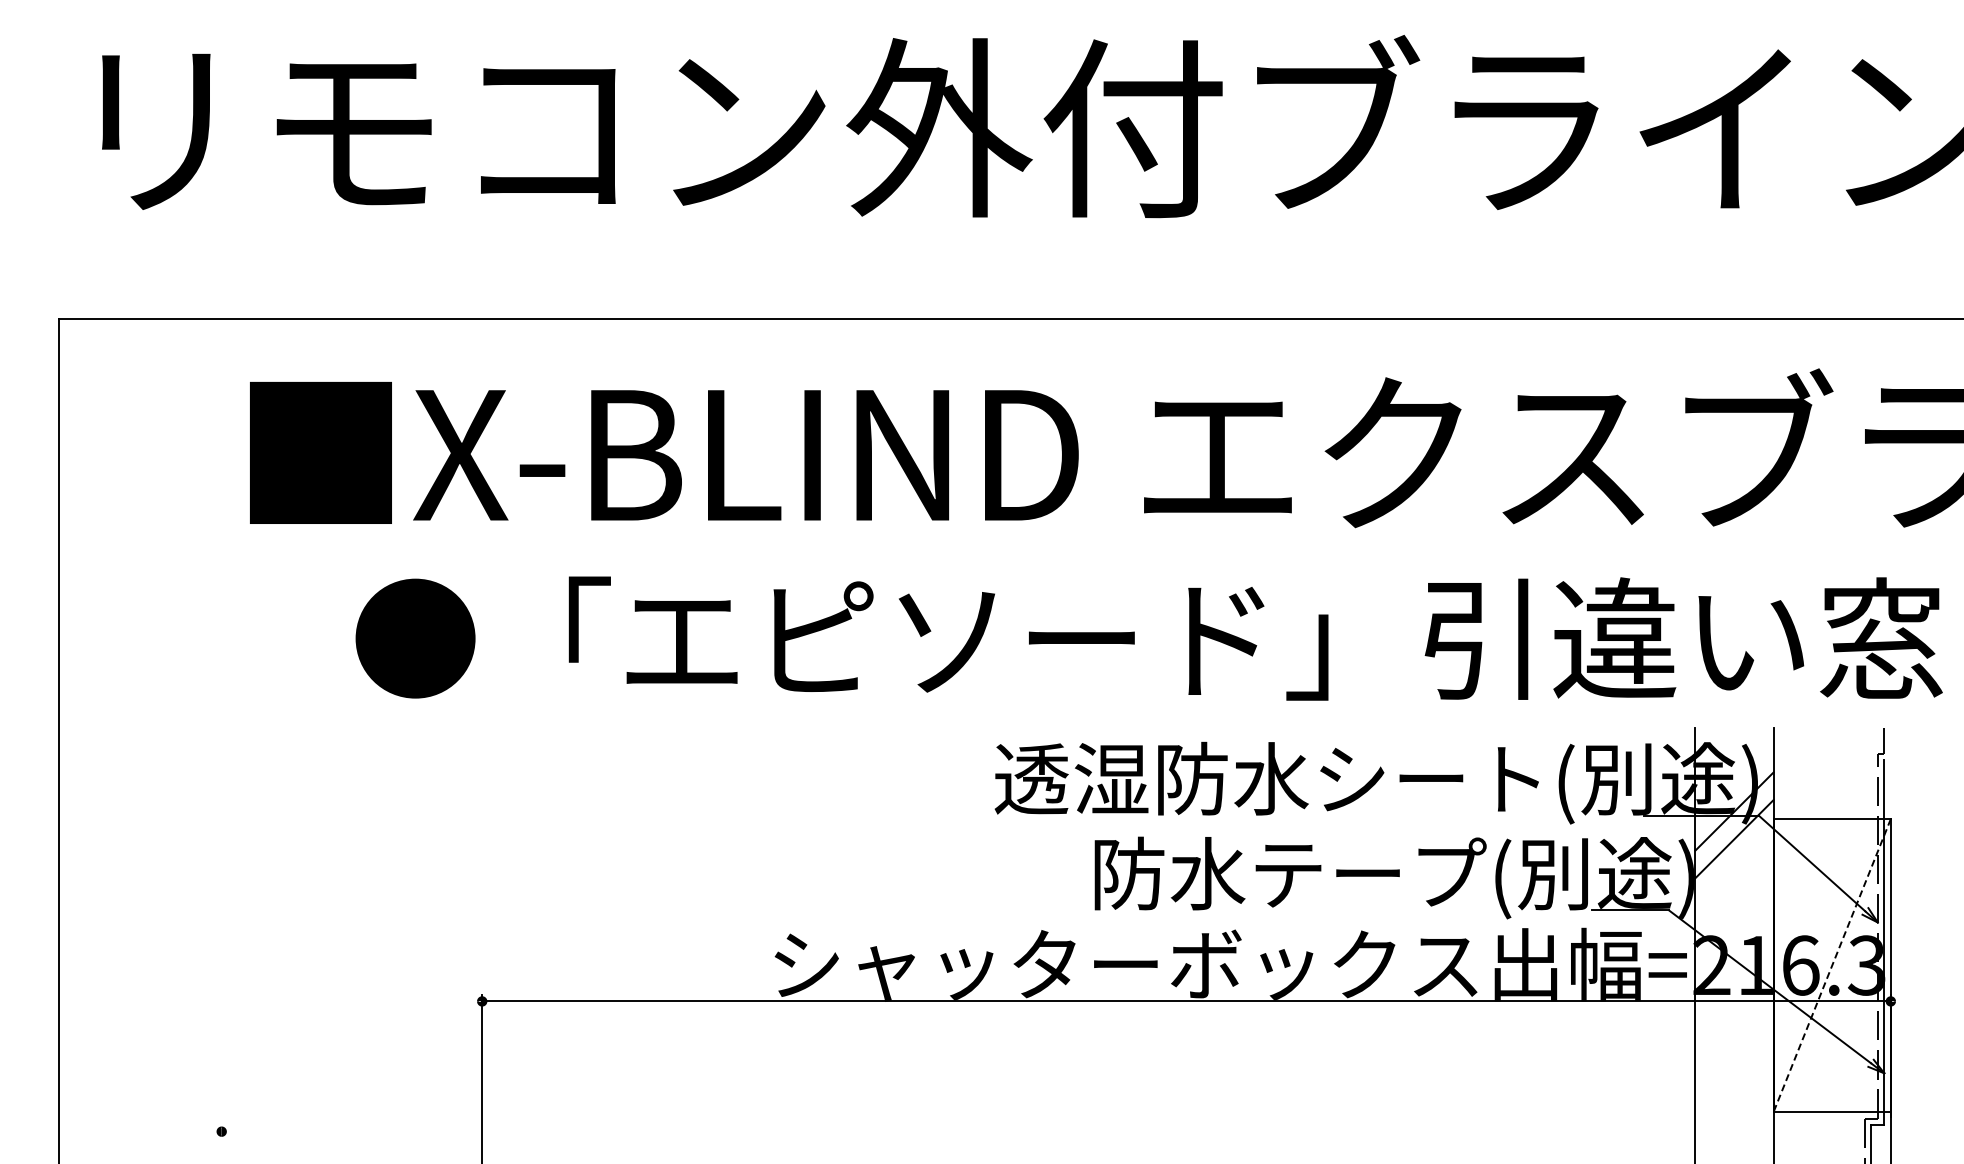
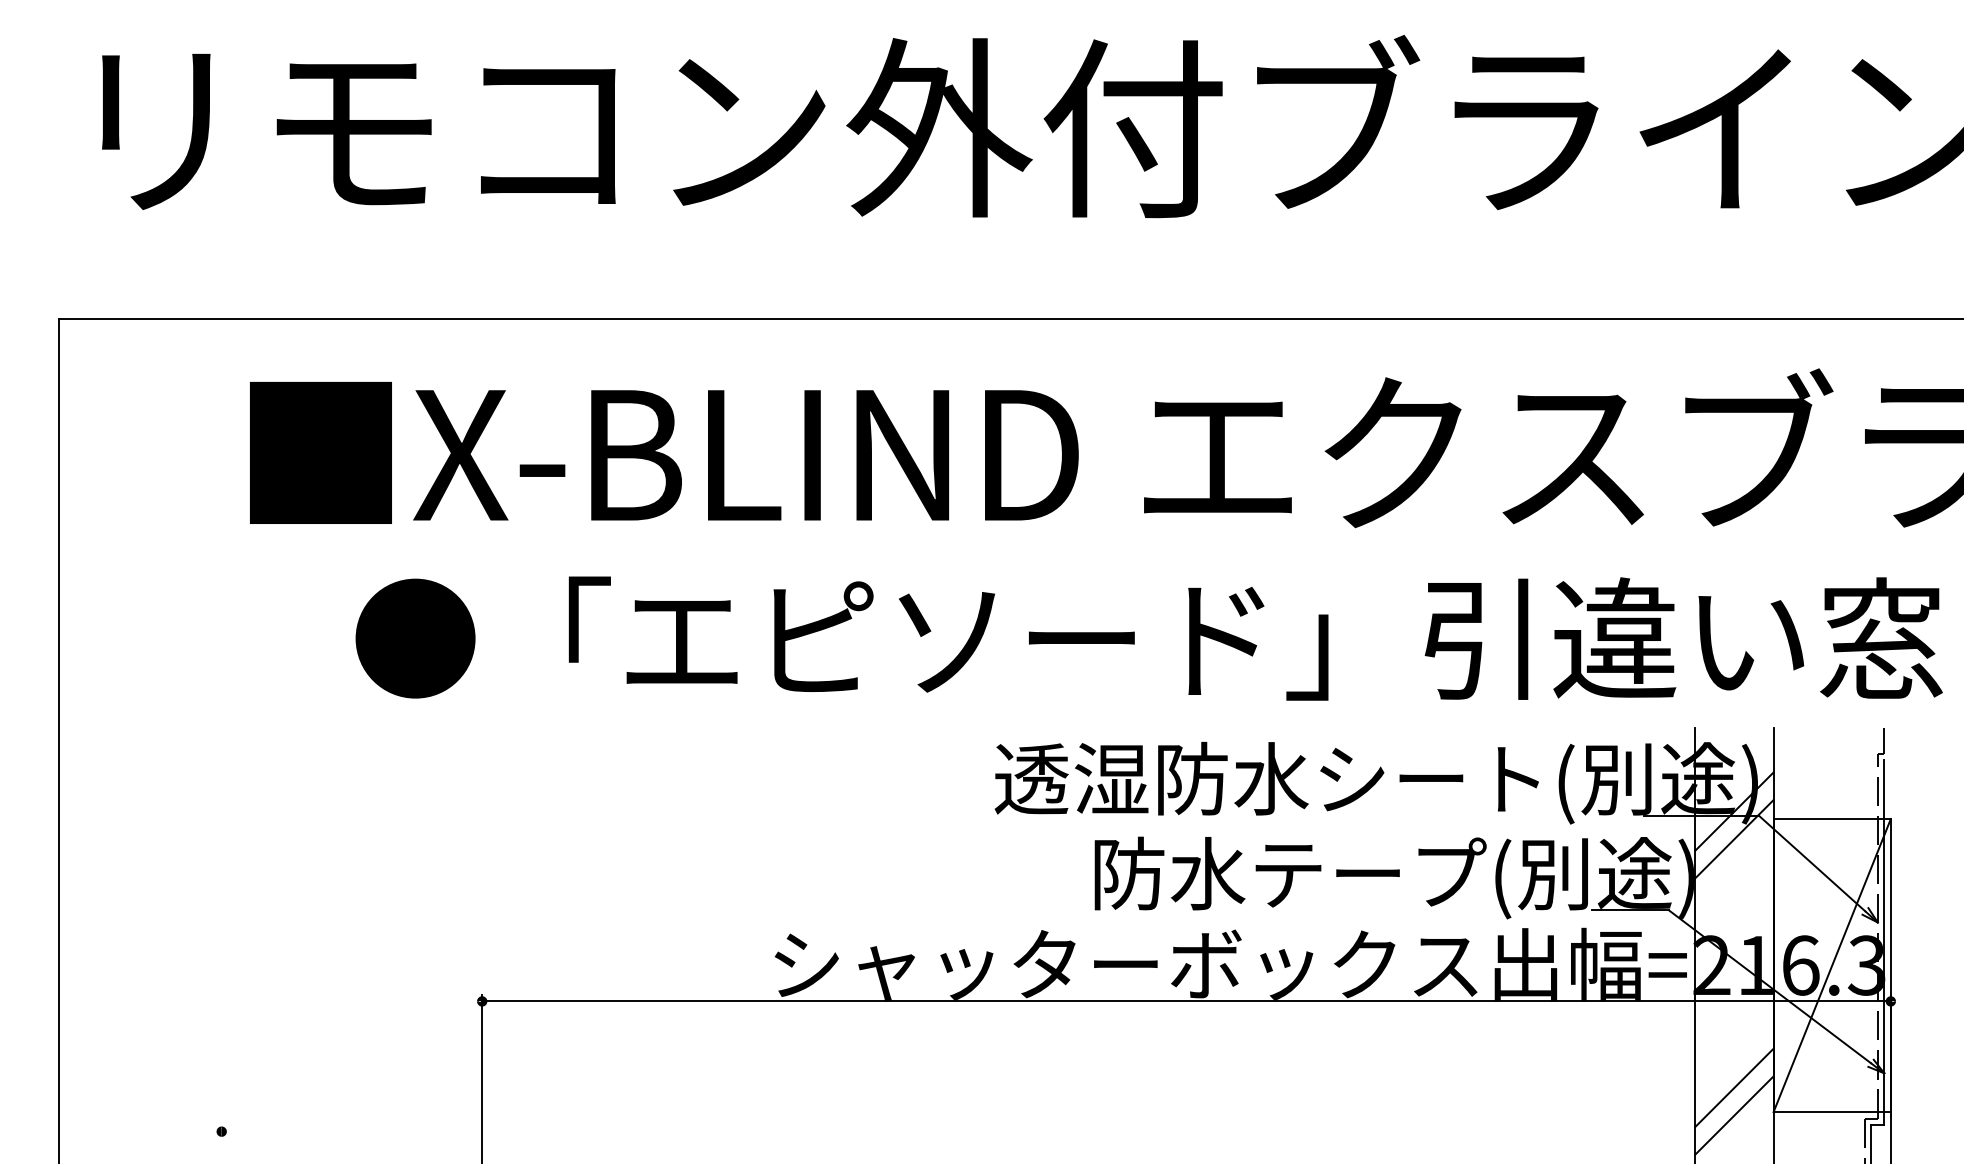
line: dashed -> solid (1832, 965)
line: none -> present (1734, 1087)
line: none -> present (1734, 1115)
